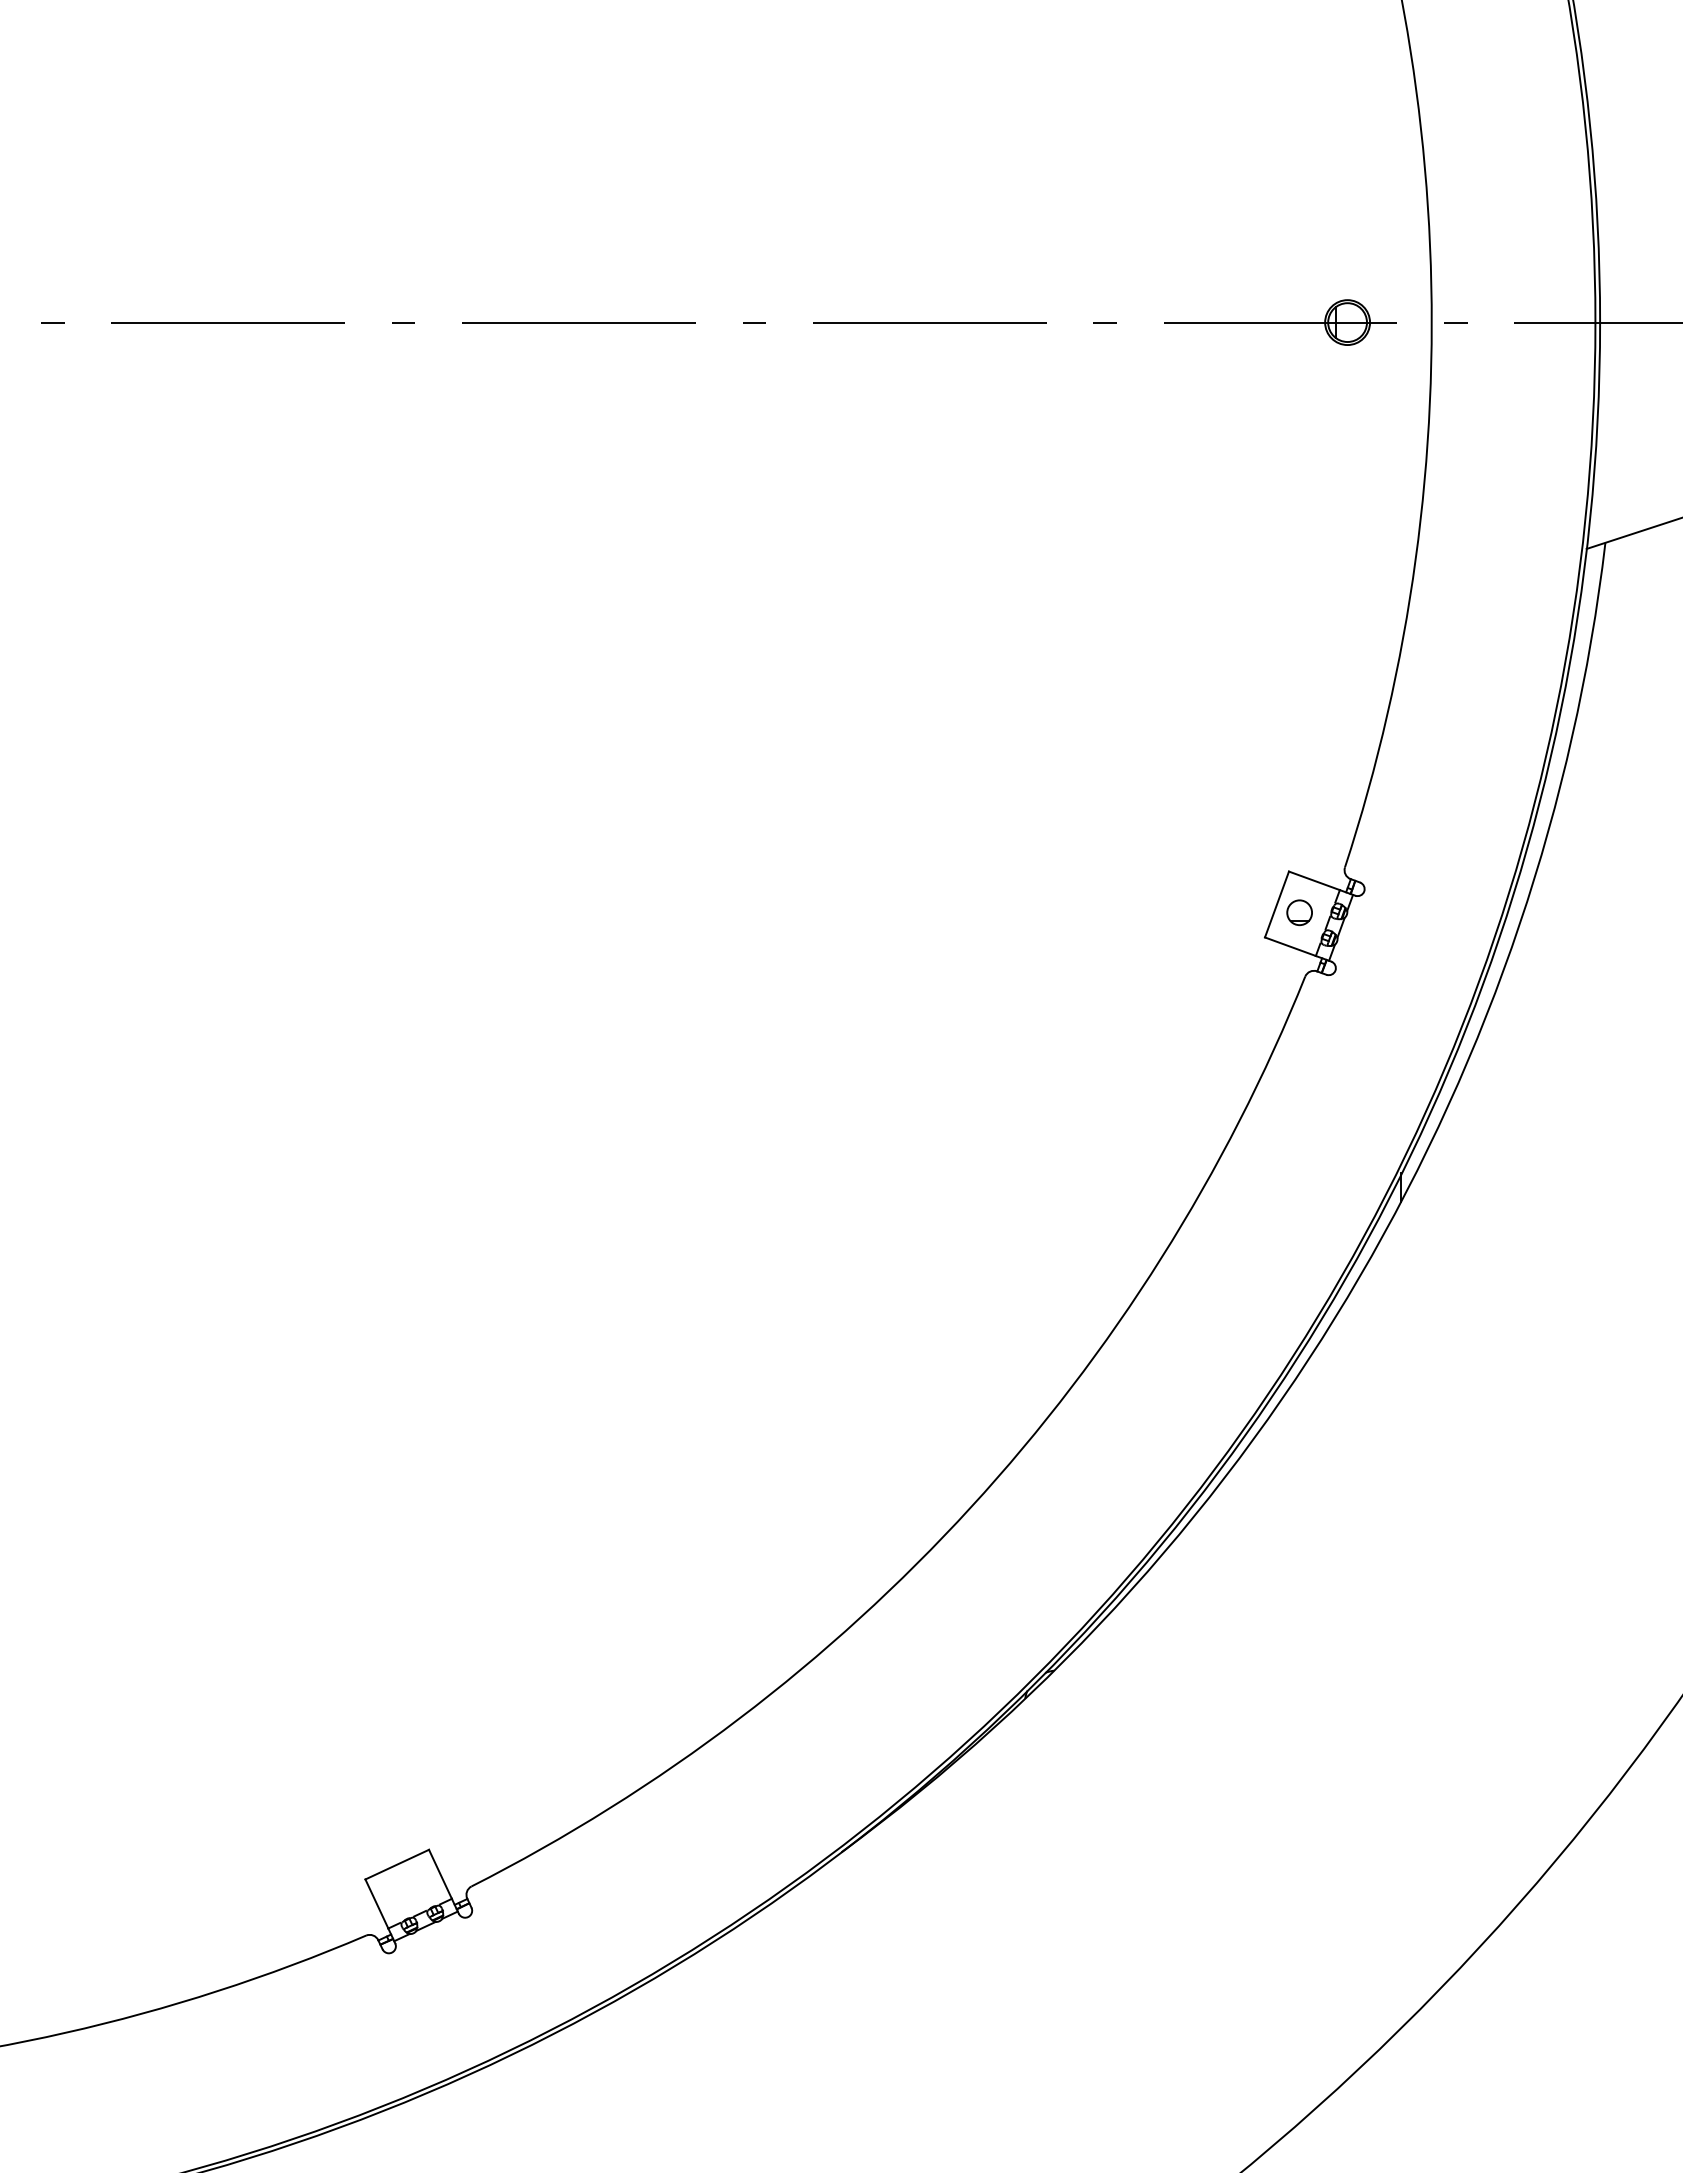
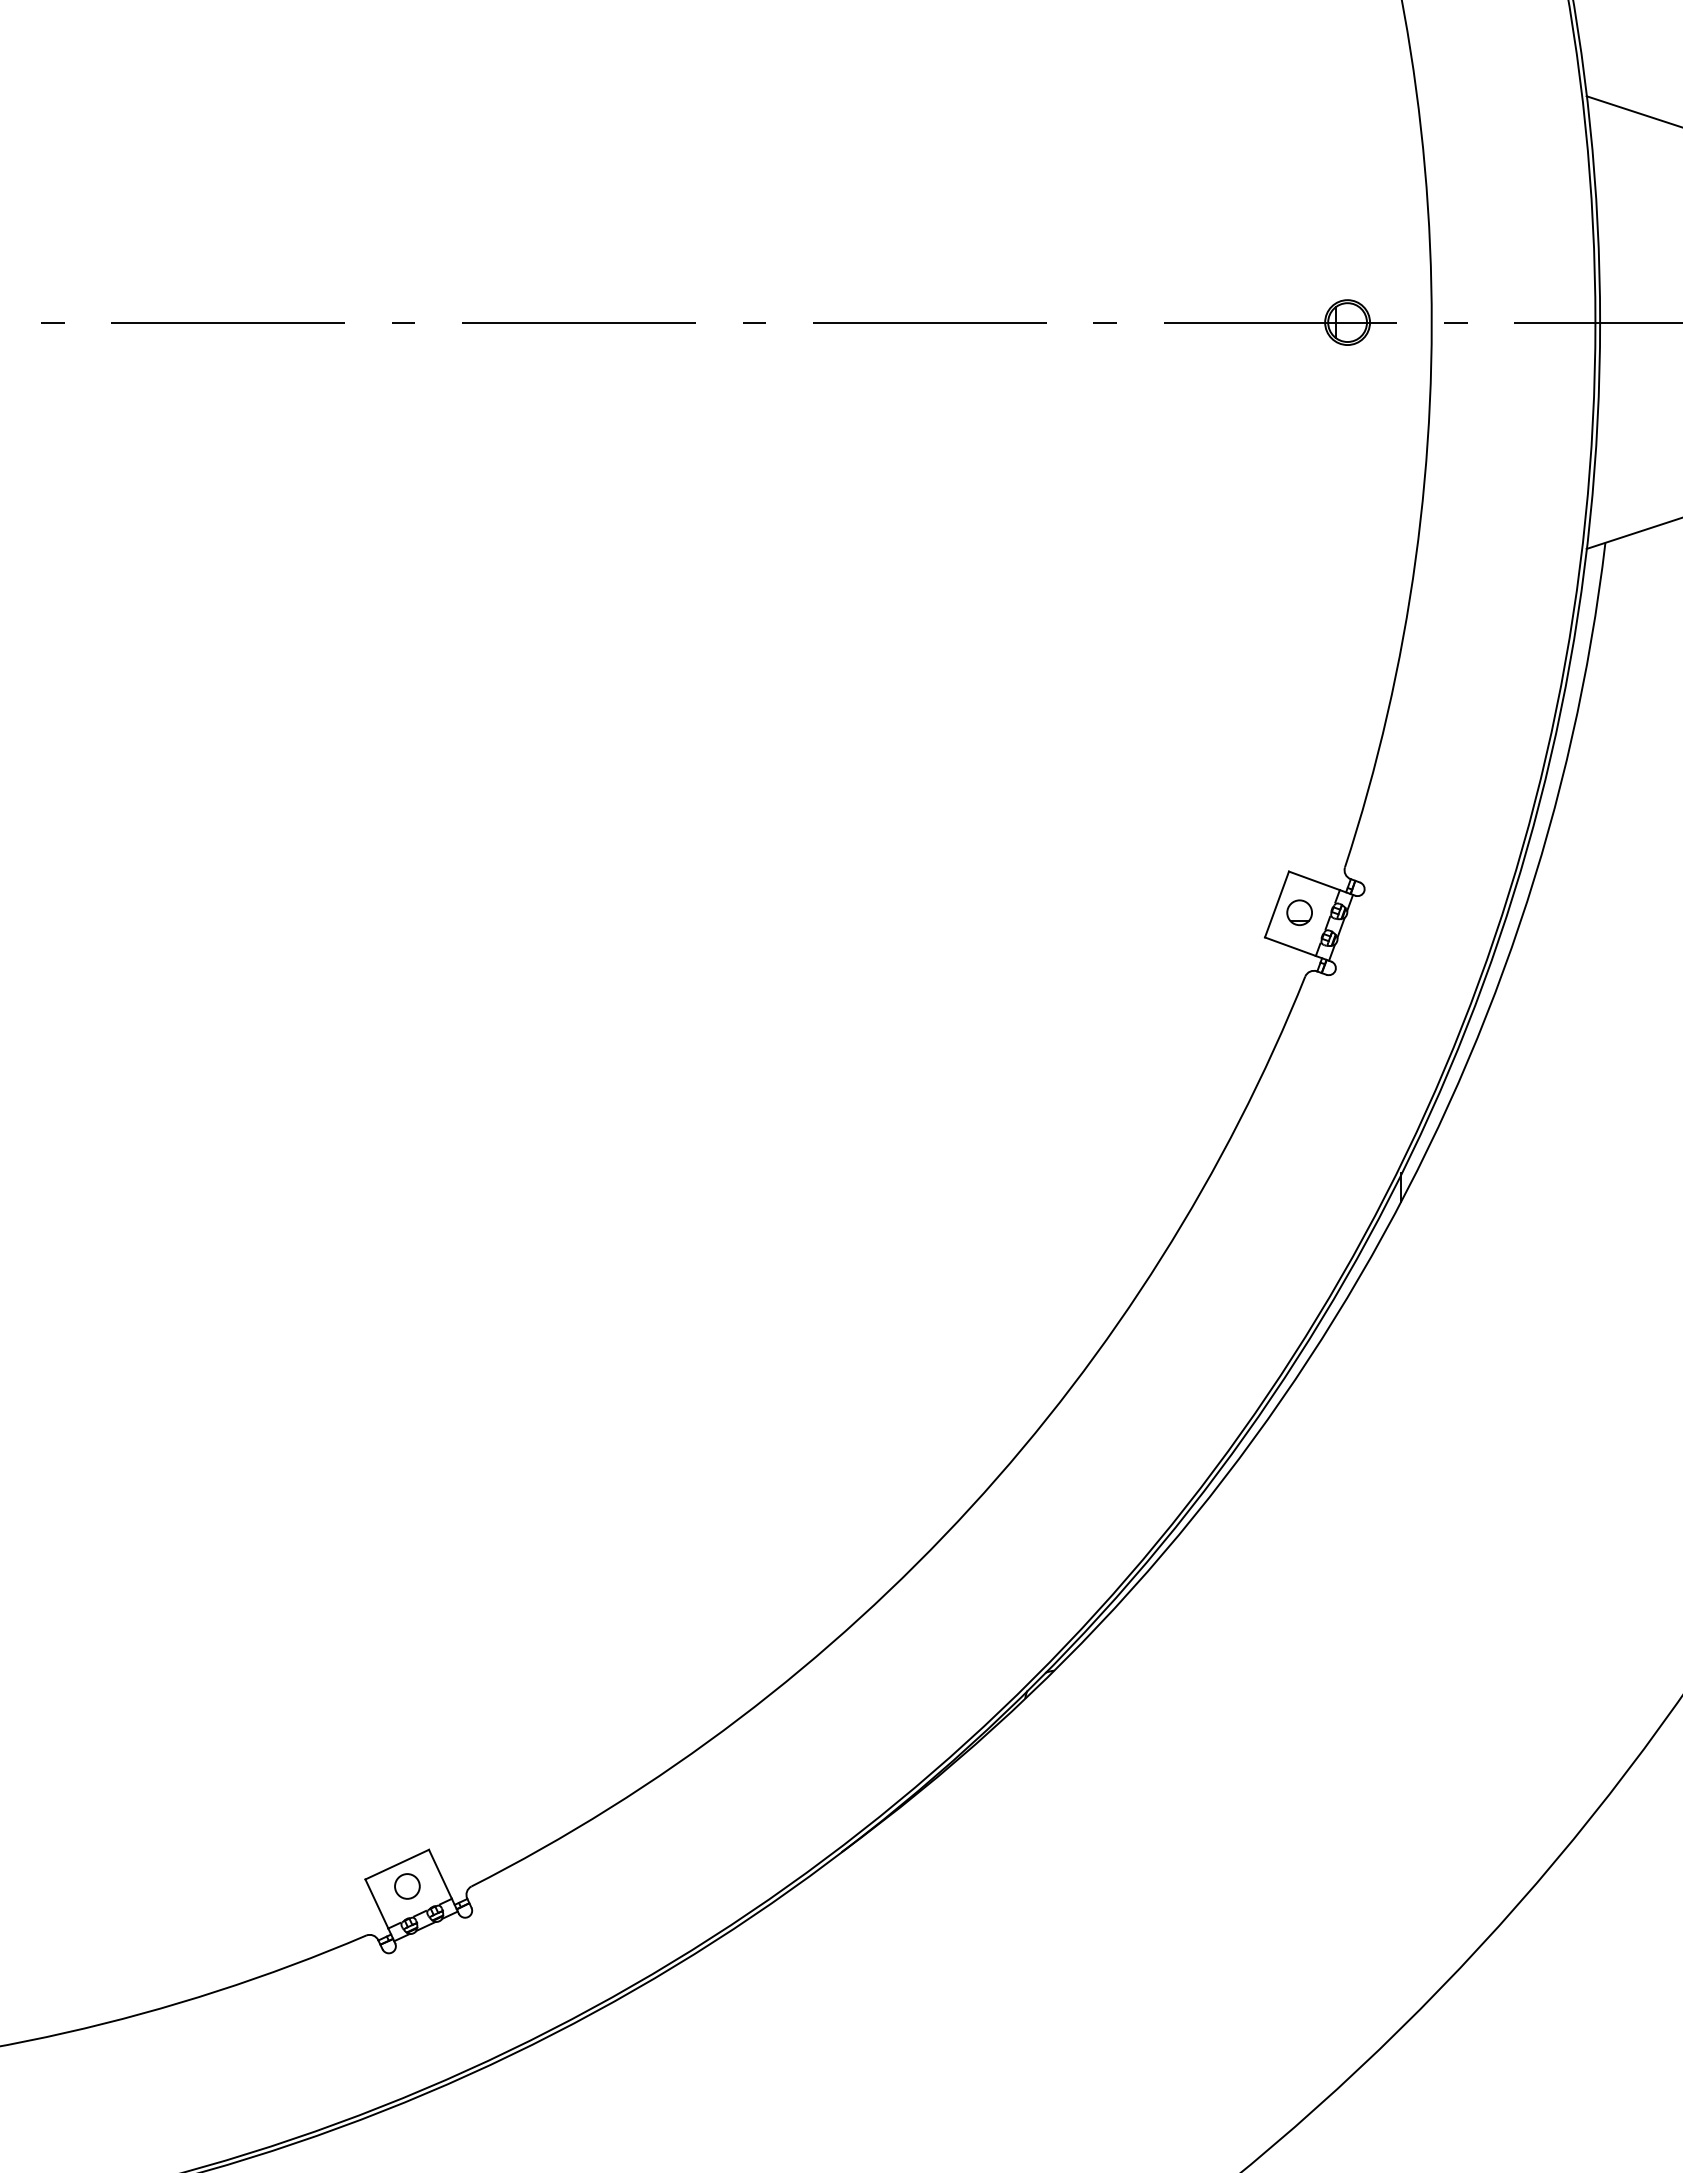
line: none -> present (1632, 111)
circle: none -> present (407, 1886)
